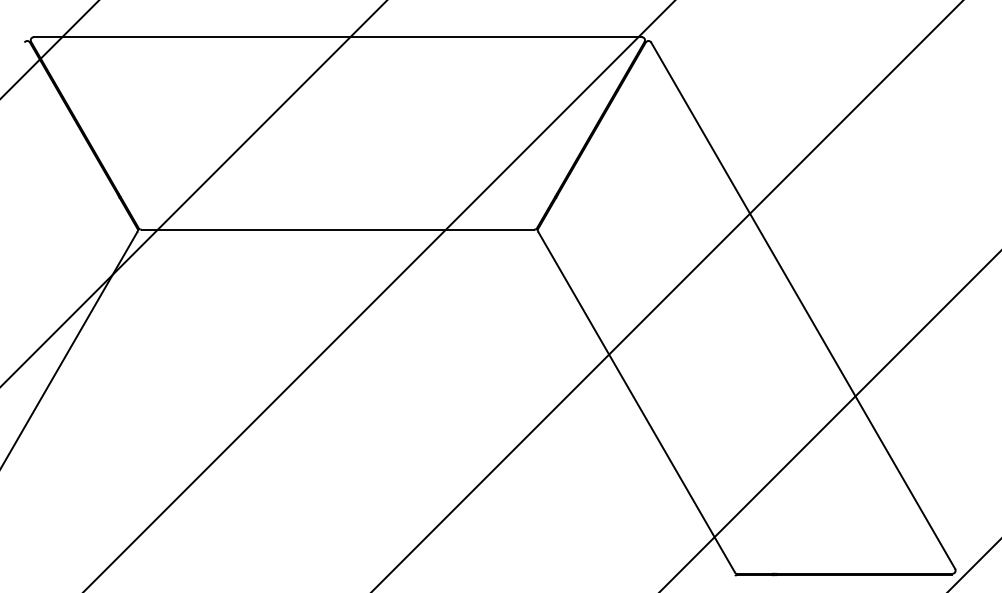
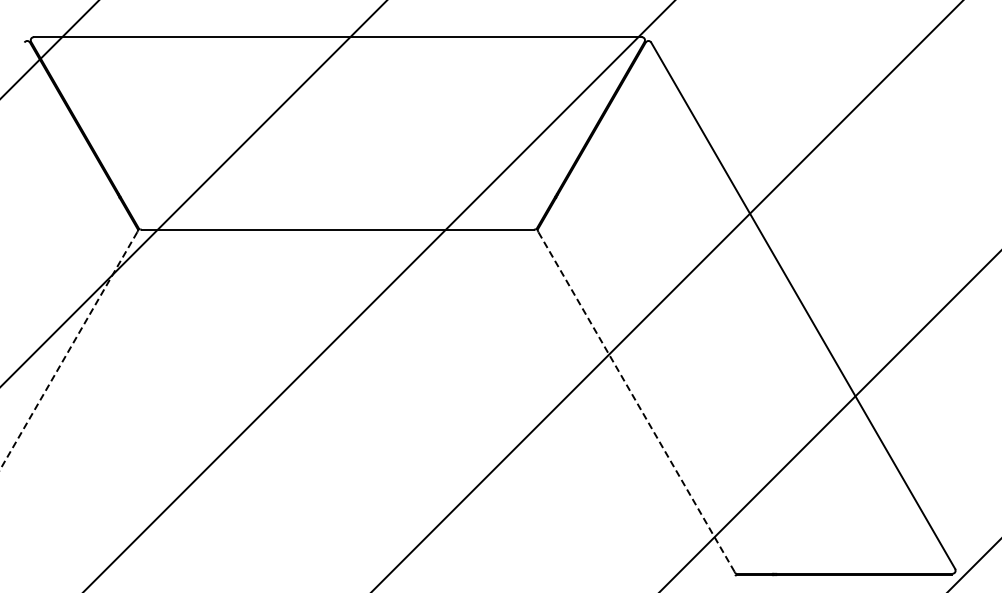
line: solid -> dashed (68, 351)
line: solid -> dashed (636, 401)
